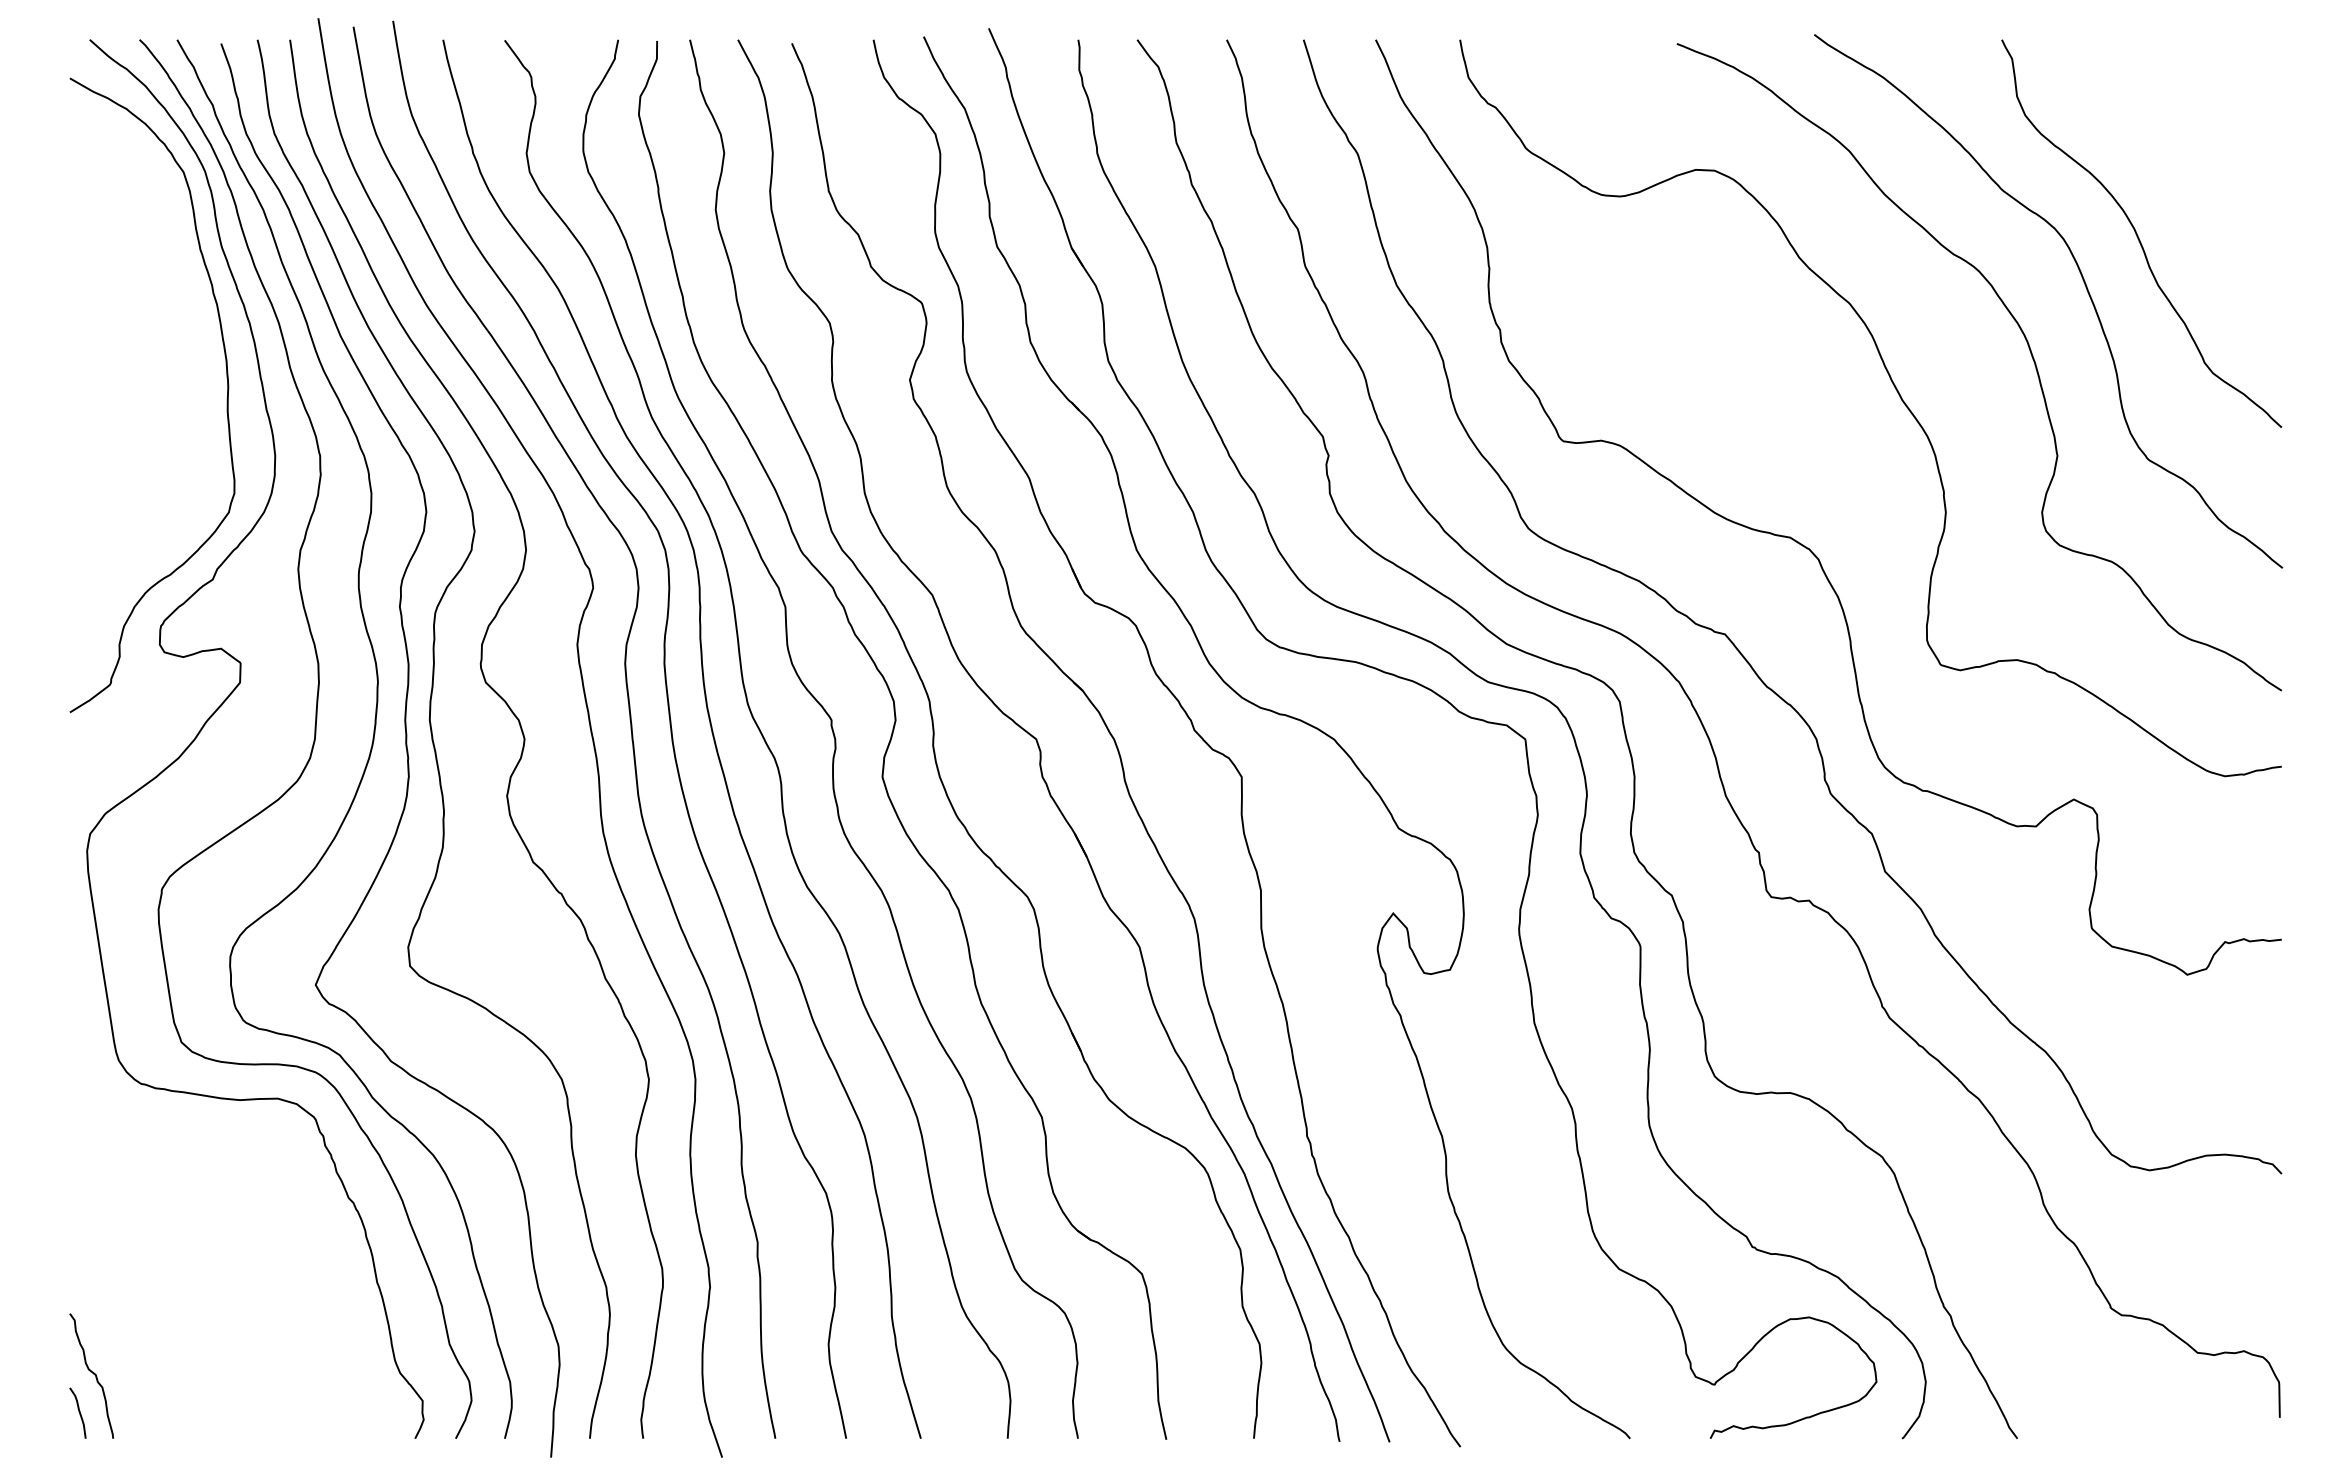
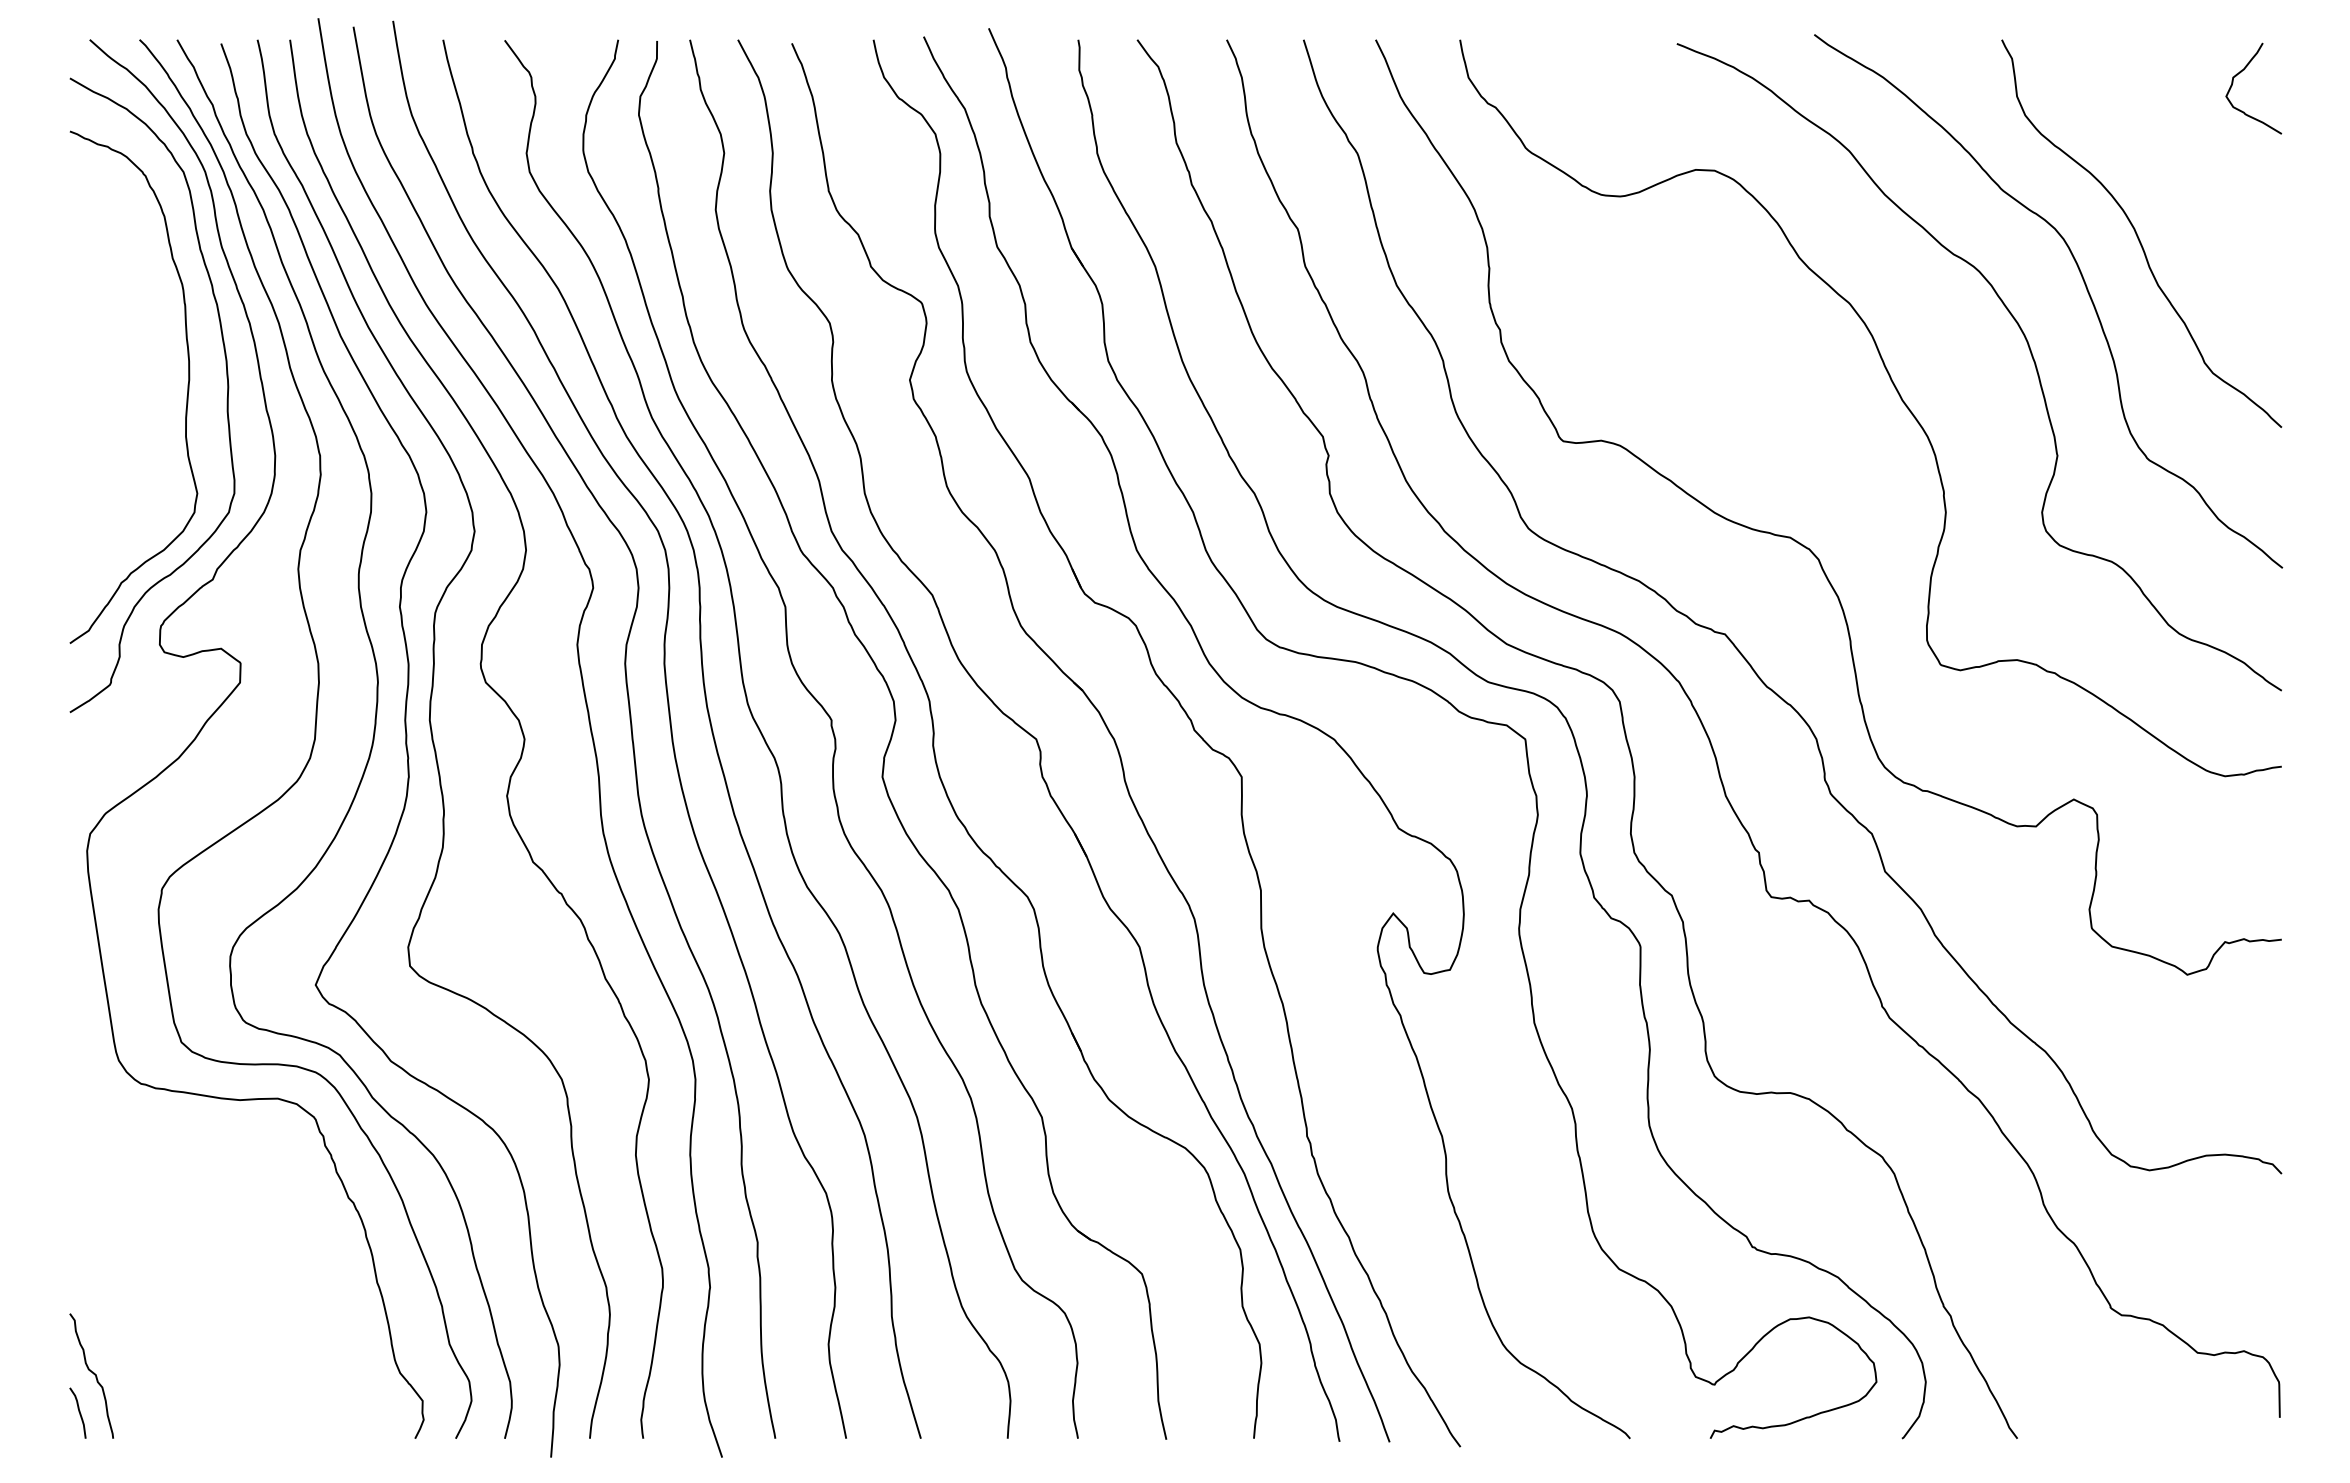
curve: none -> present (2240, 73)
curve: none -> present (186, 396)
